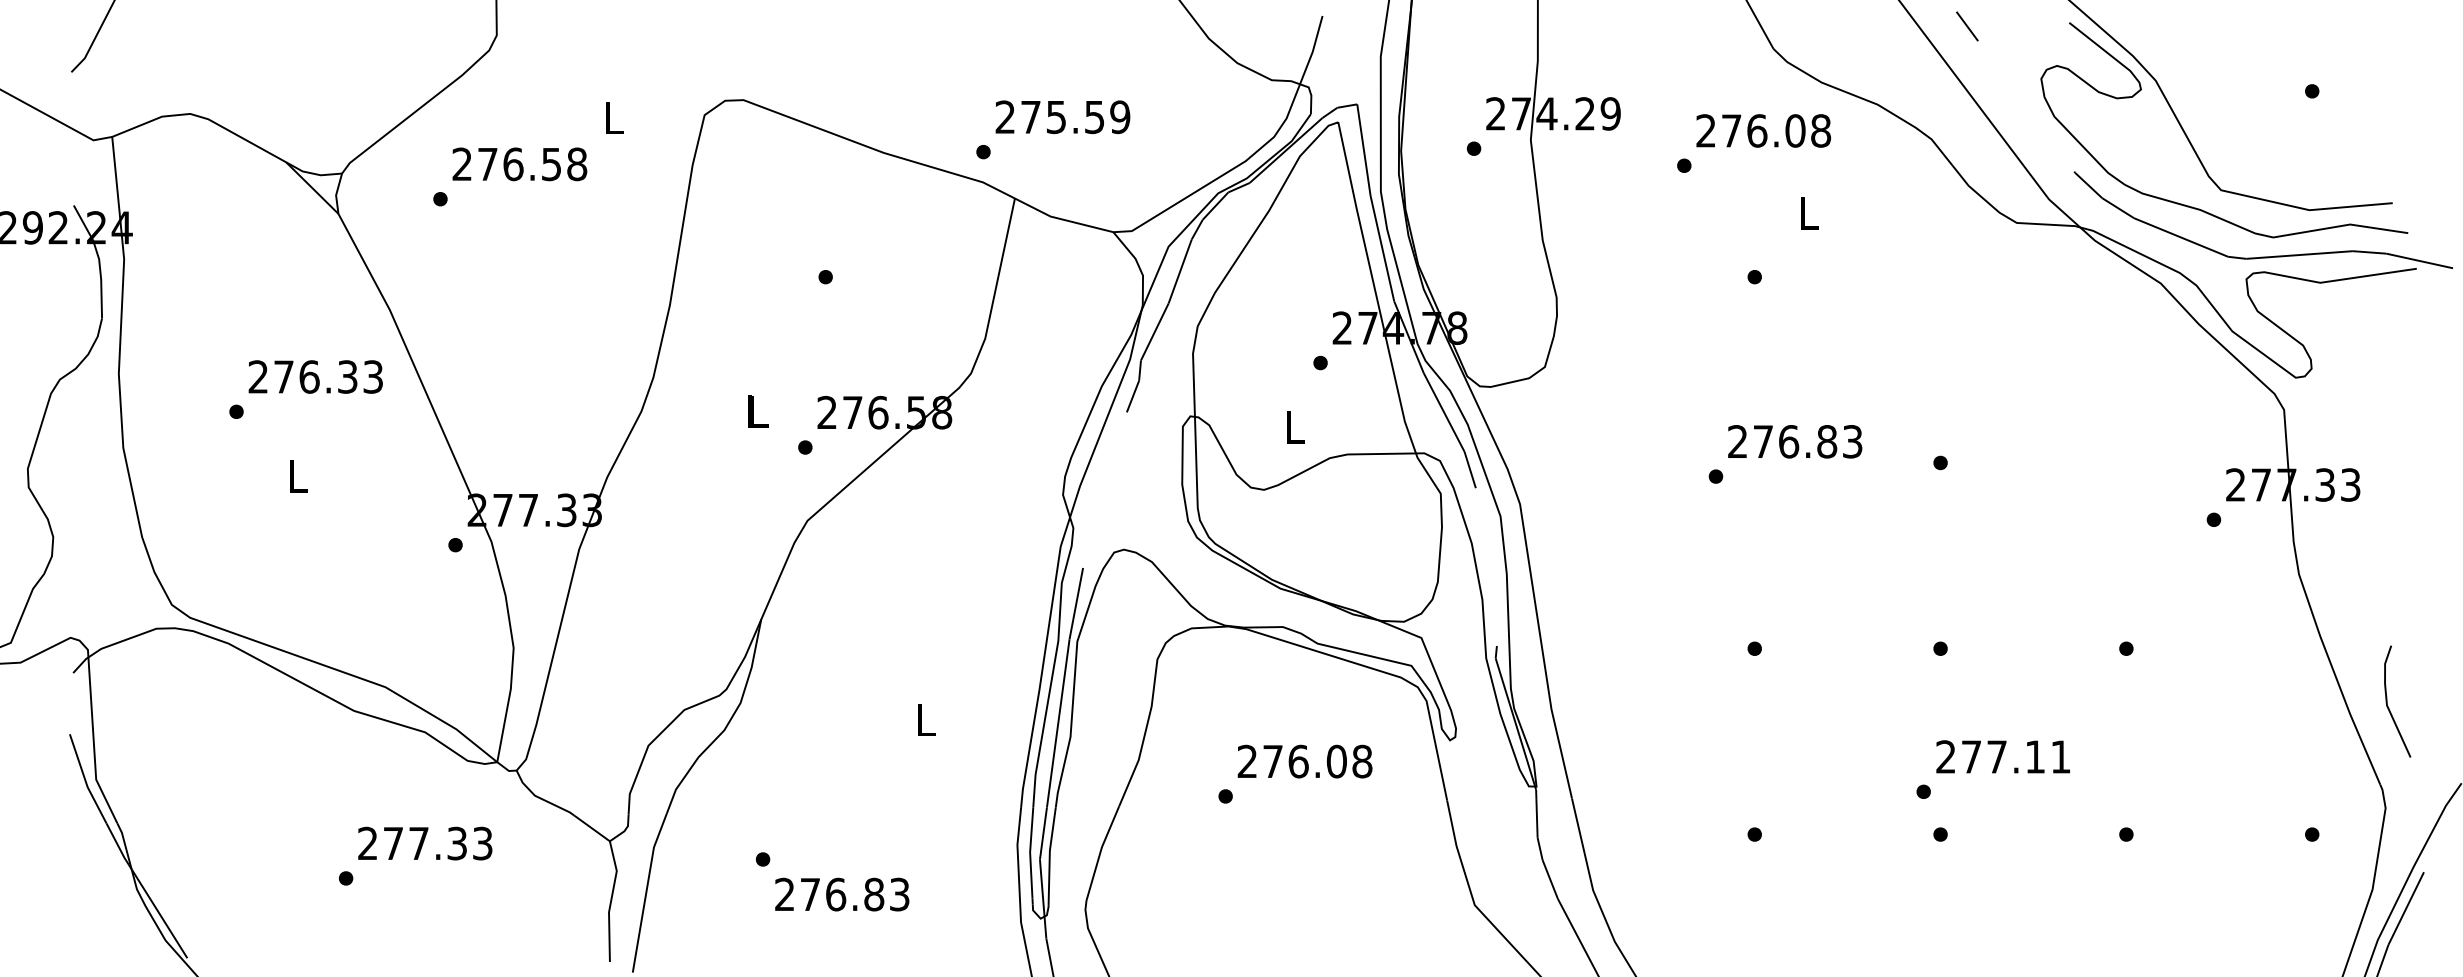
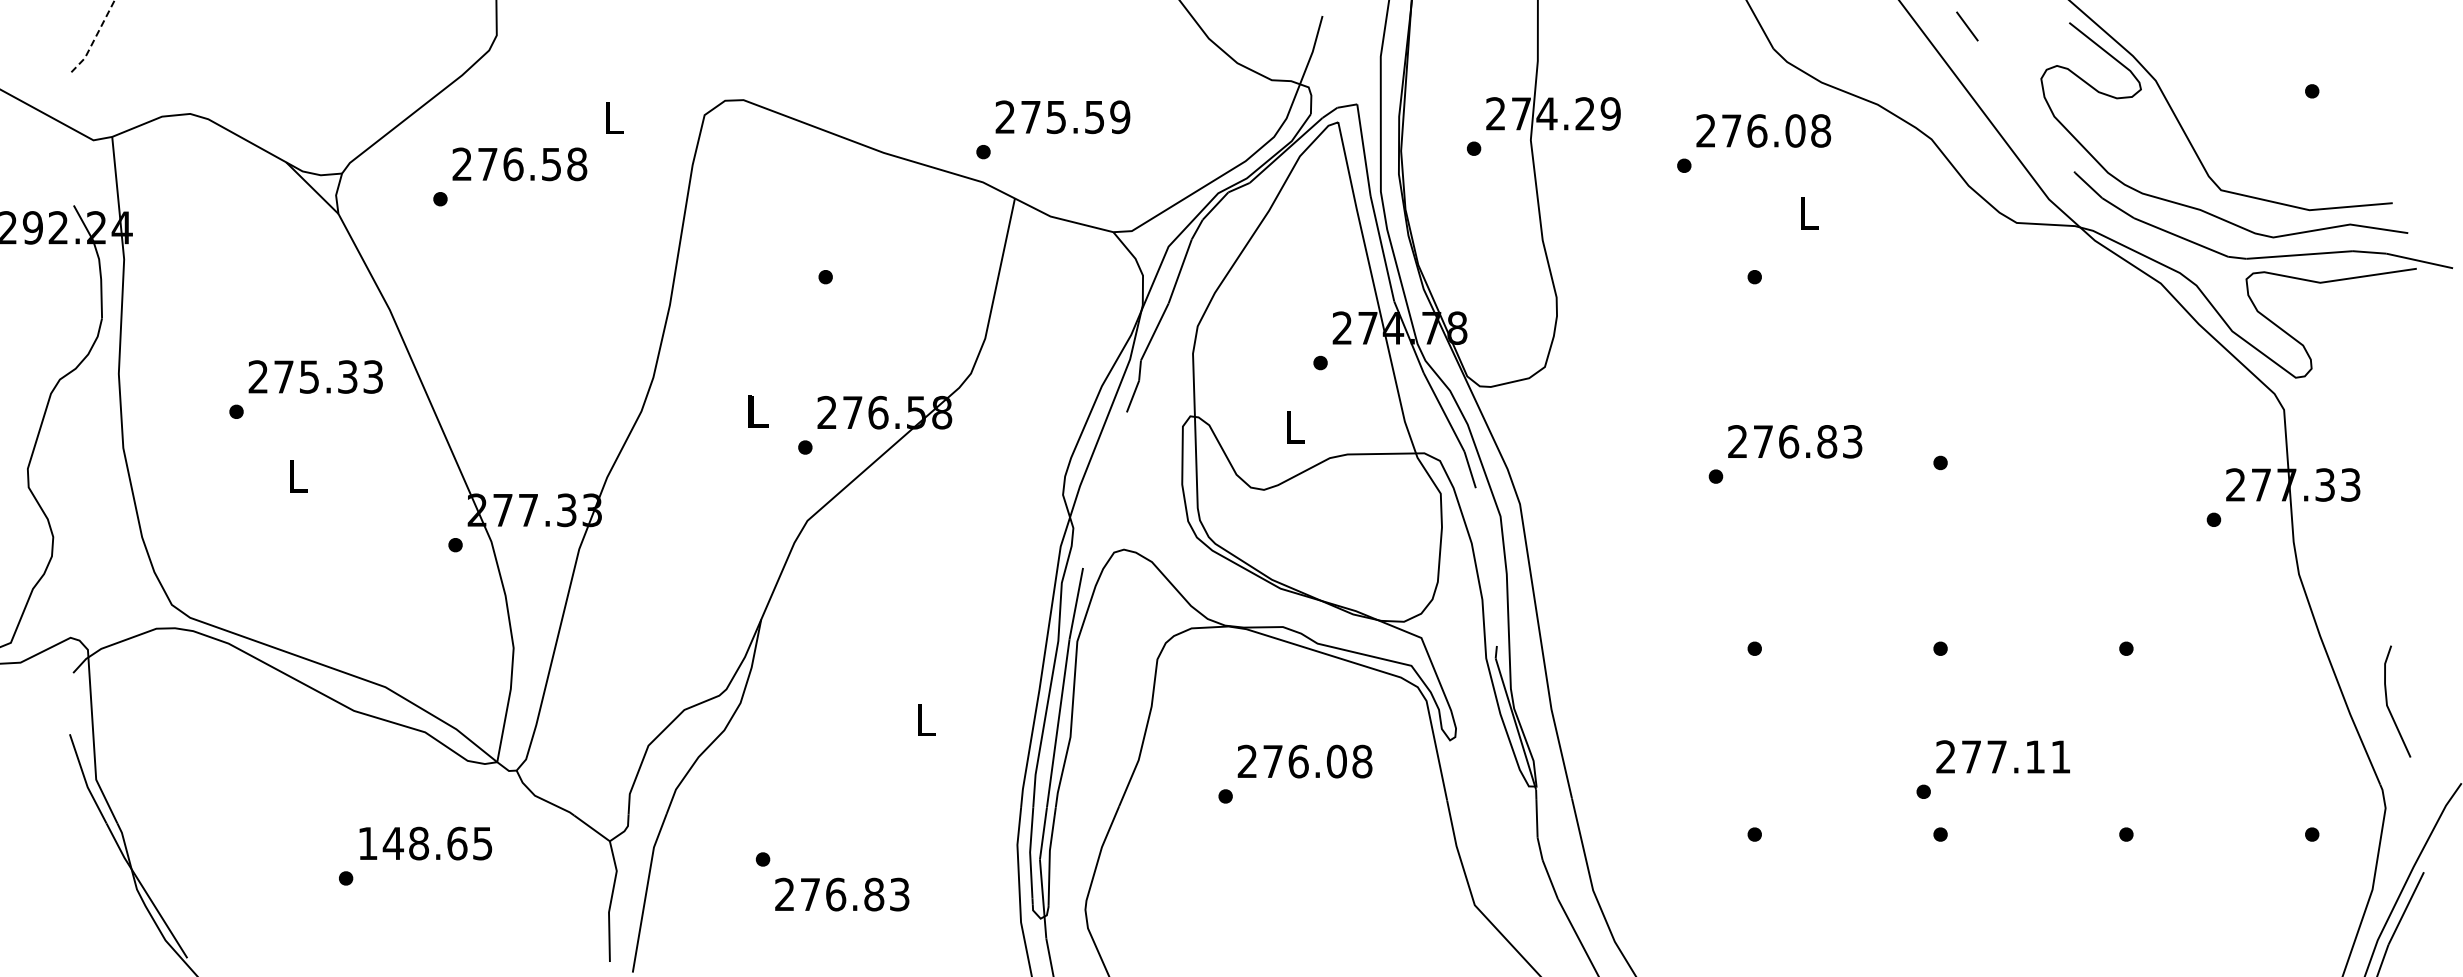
line: solid -> dashed (94, 38)
text: 276.33 -> 275.33 (309, 376)
text: 277.33 -> 148.65 (425, 843)
